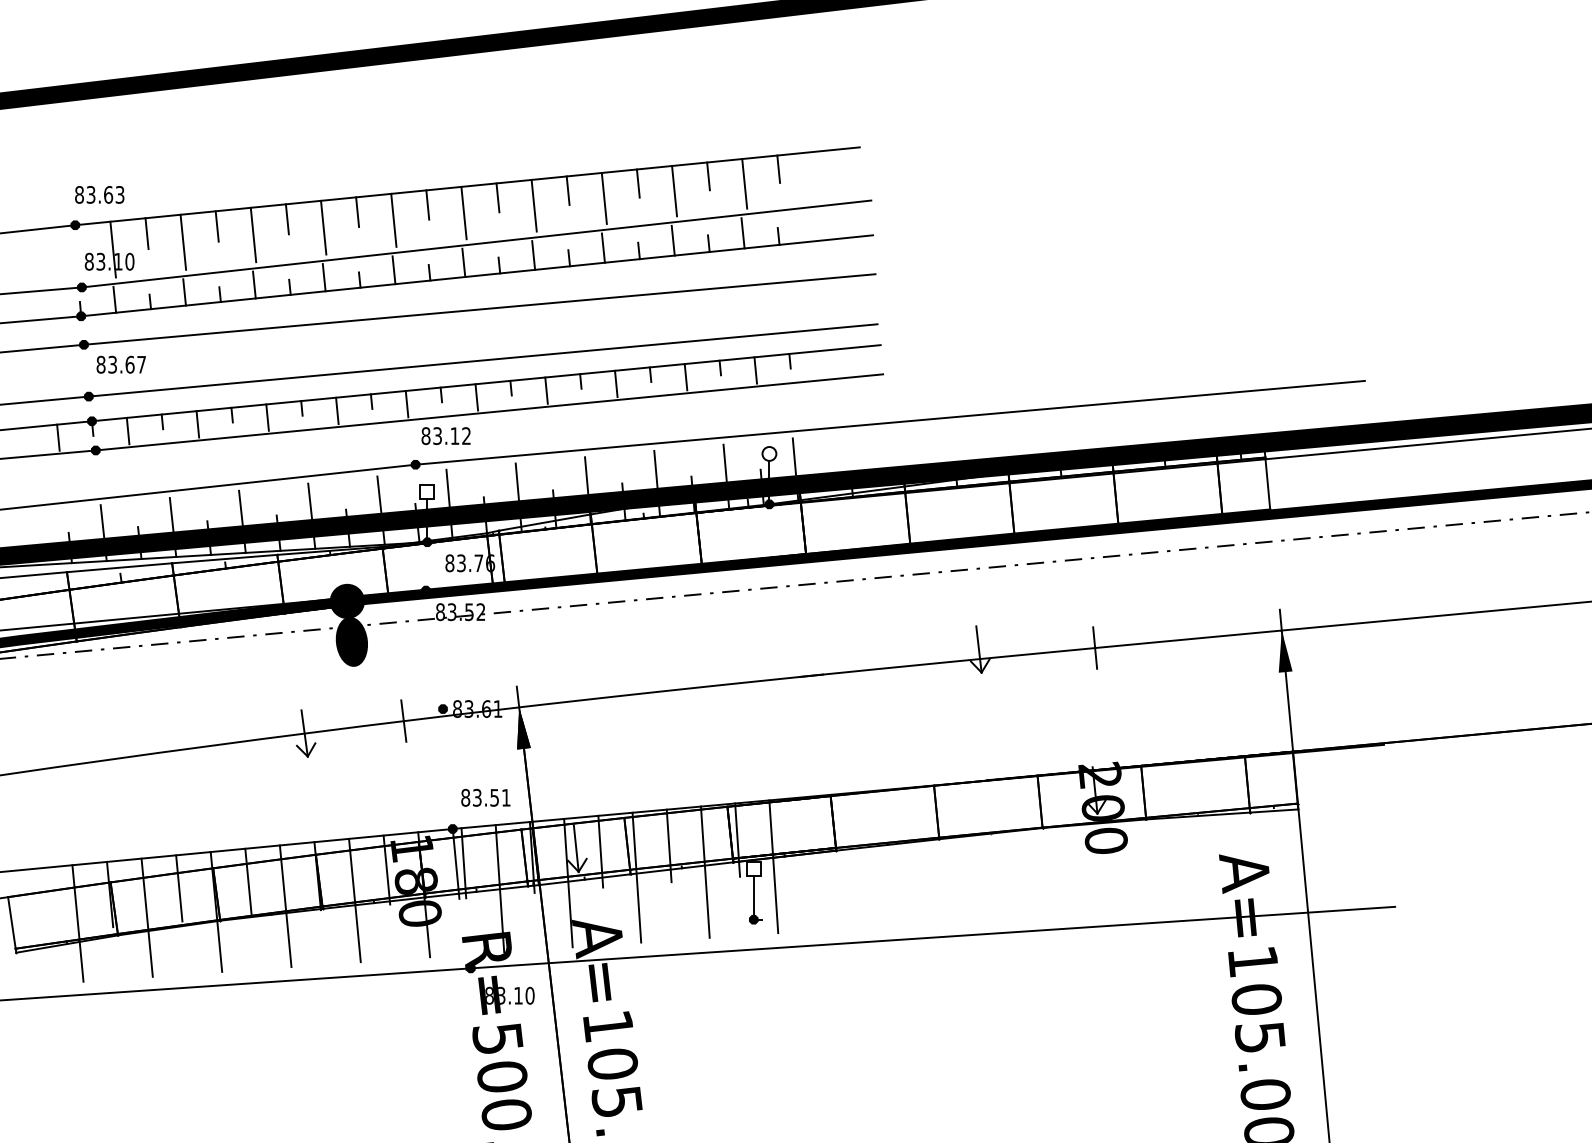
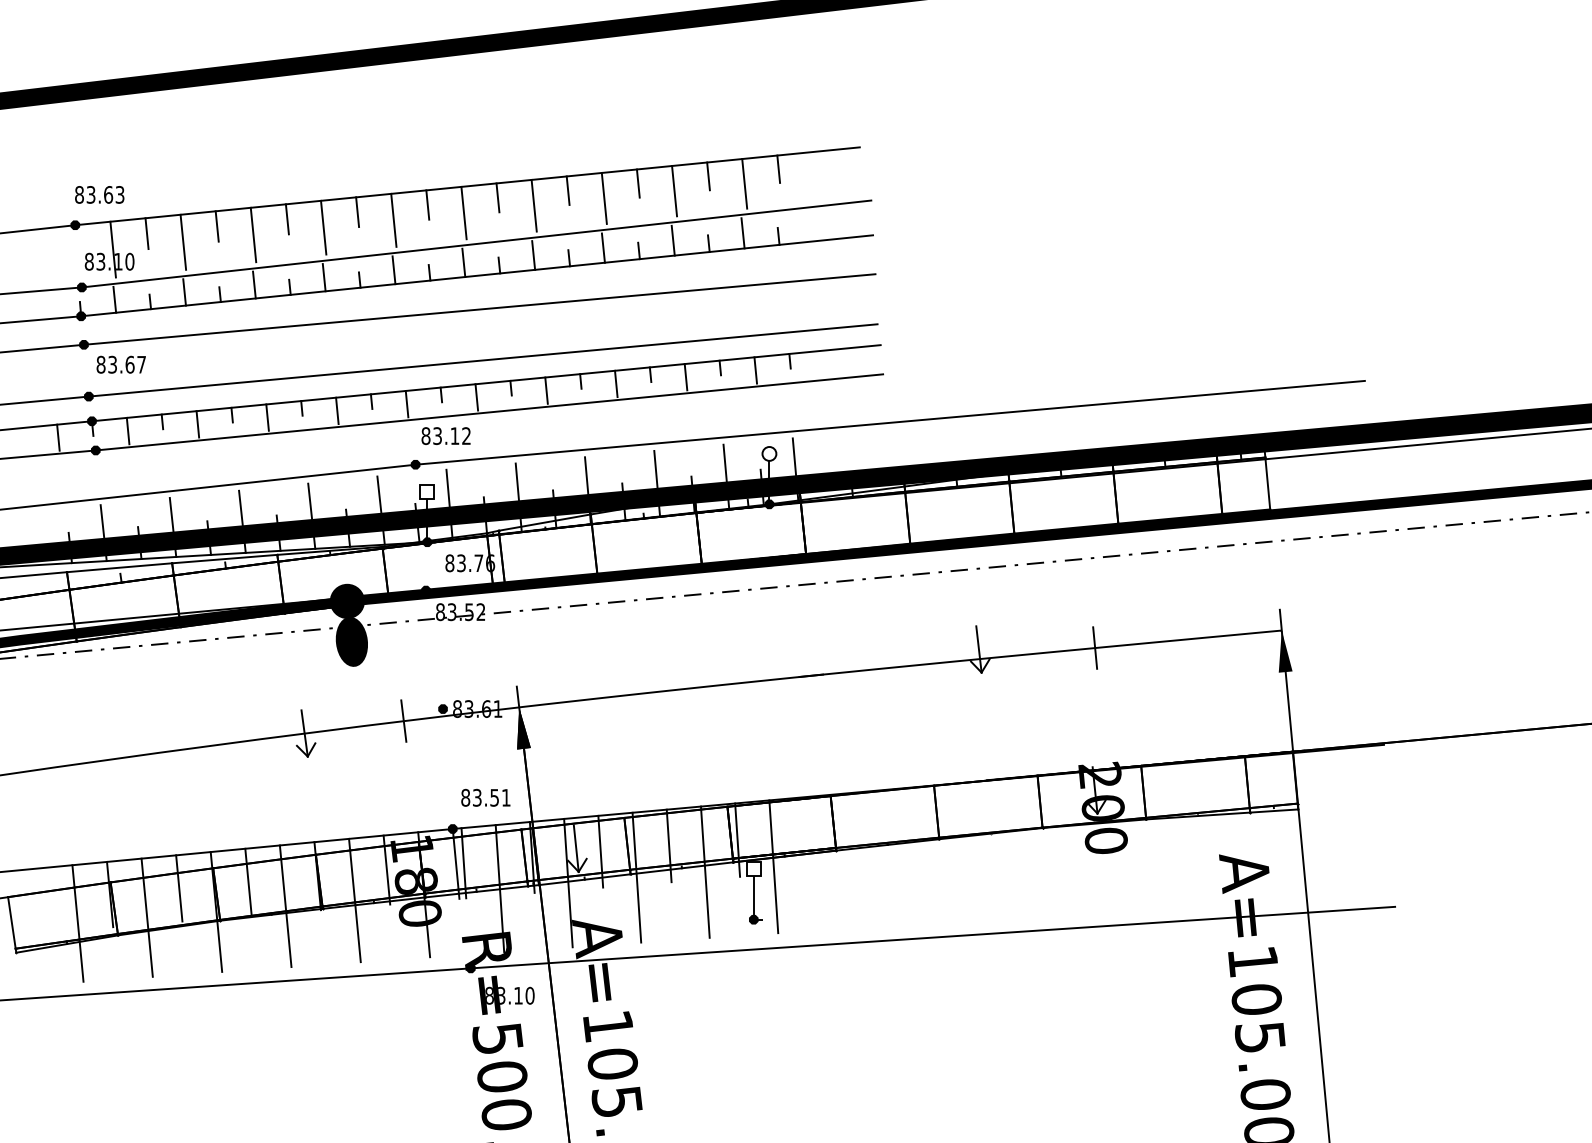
line: present -> none (1434, 615)
